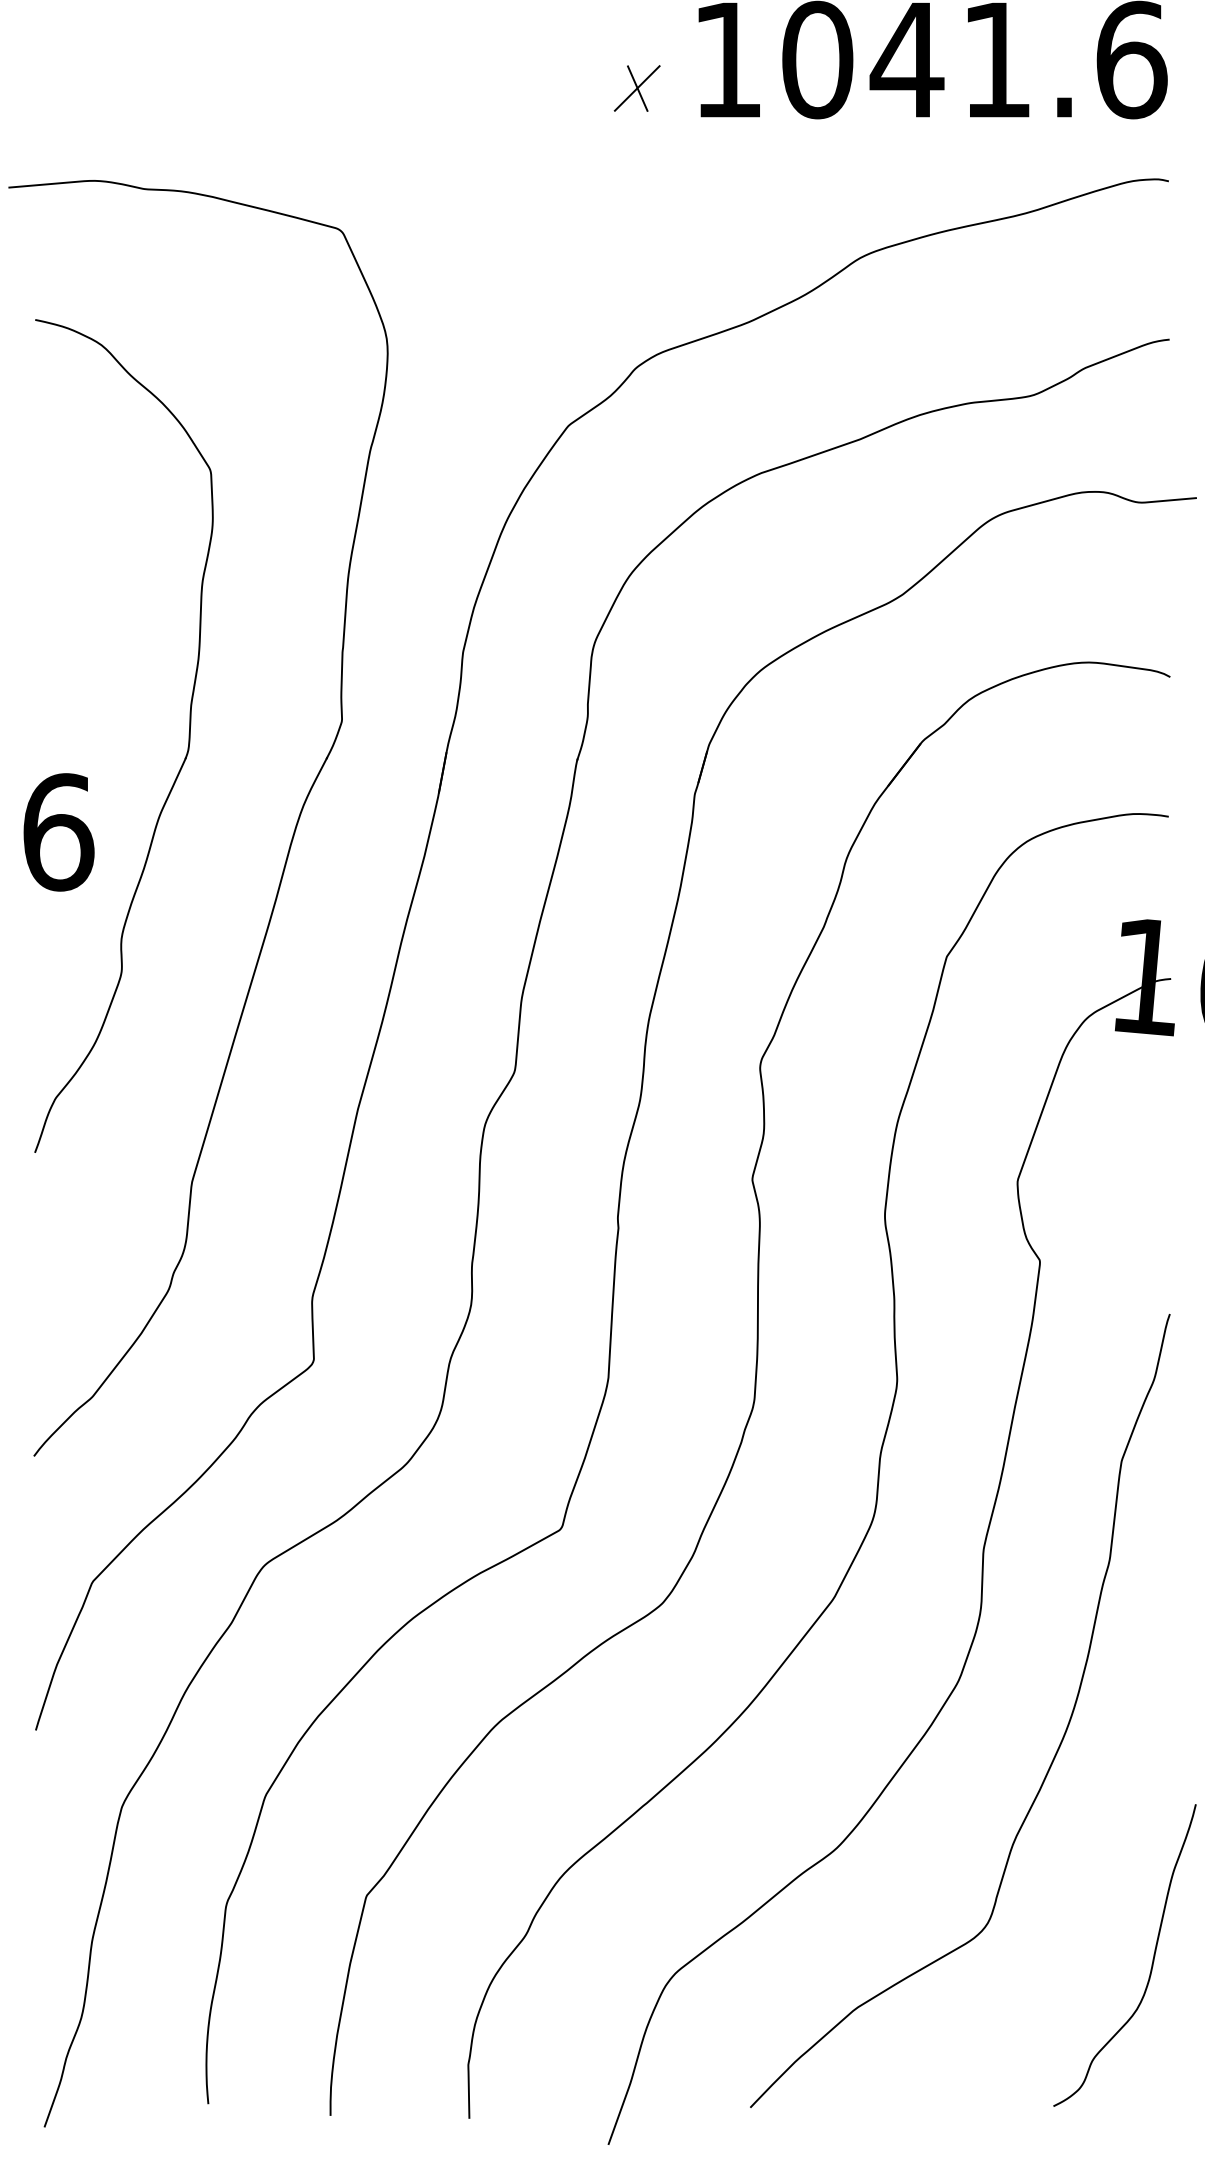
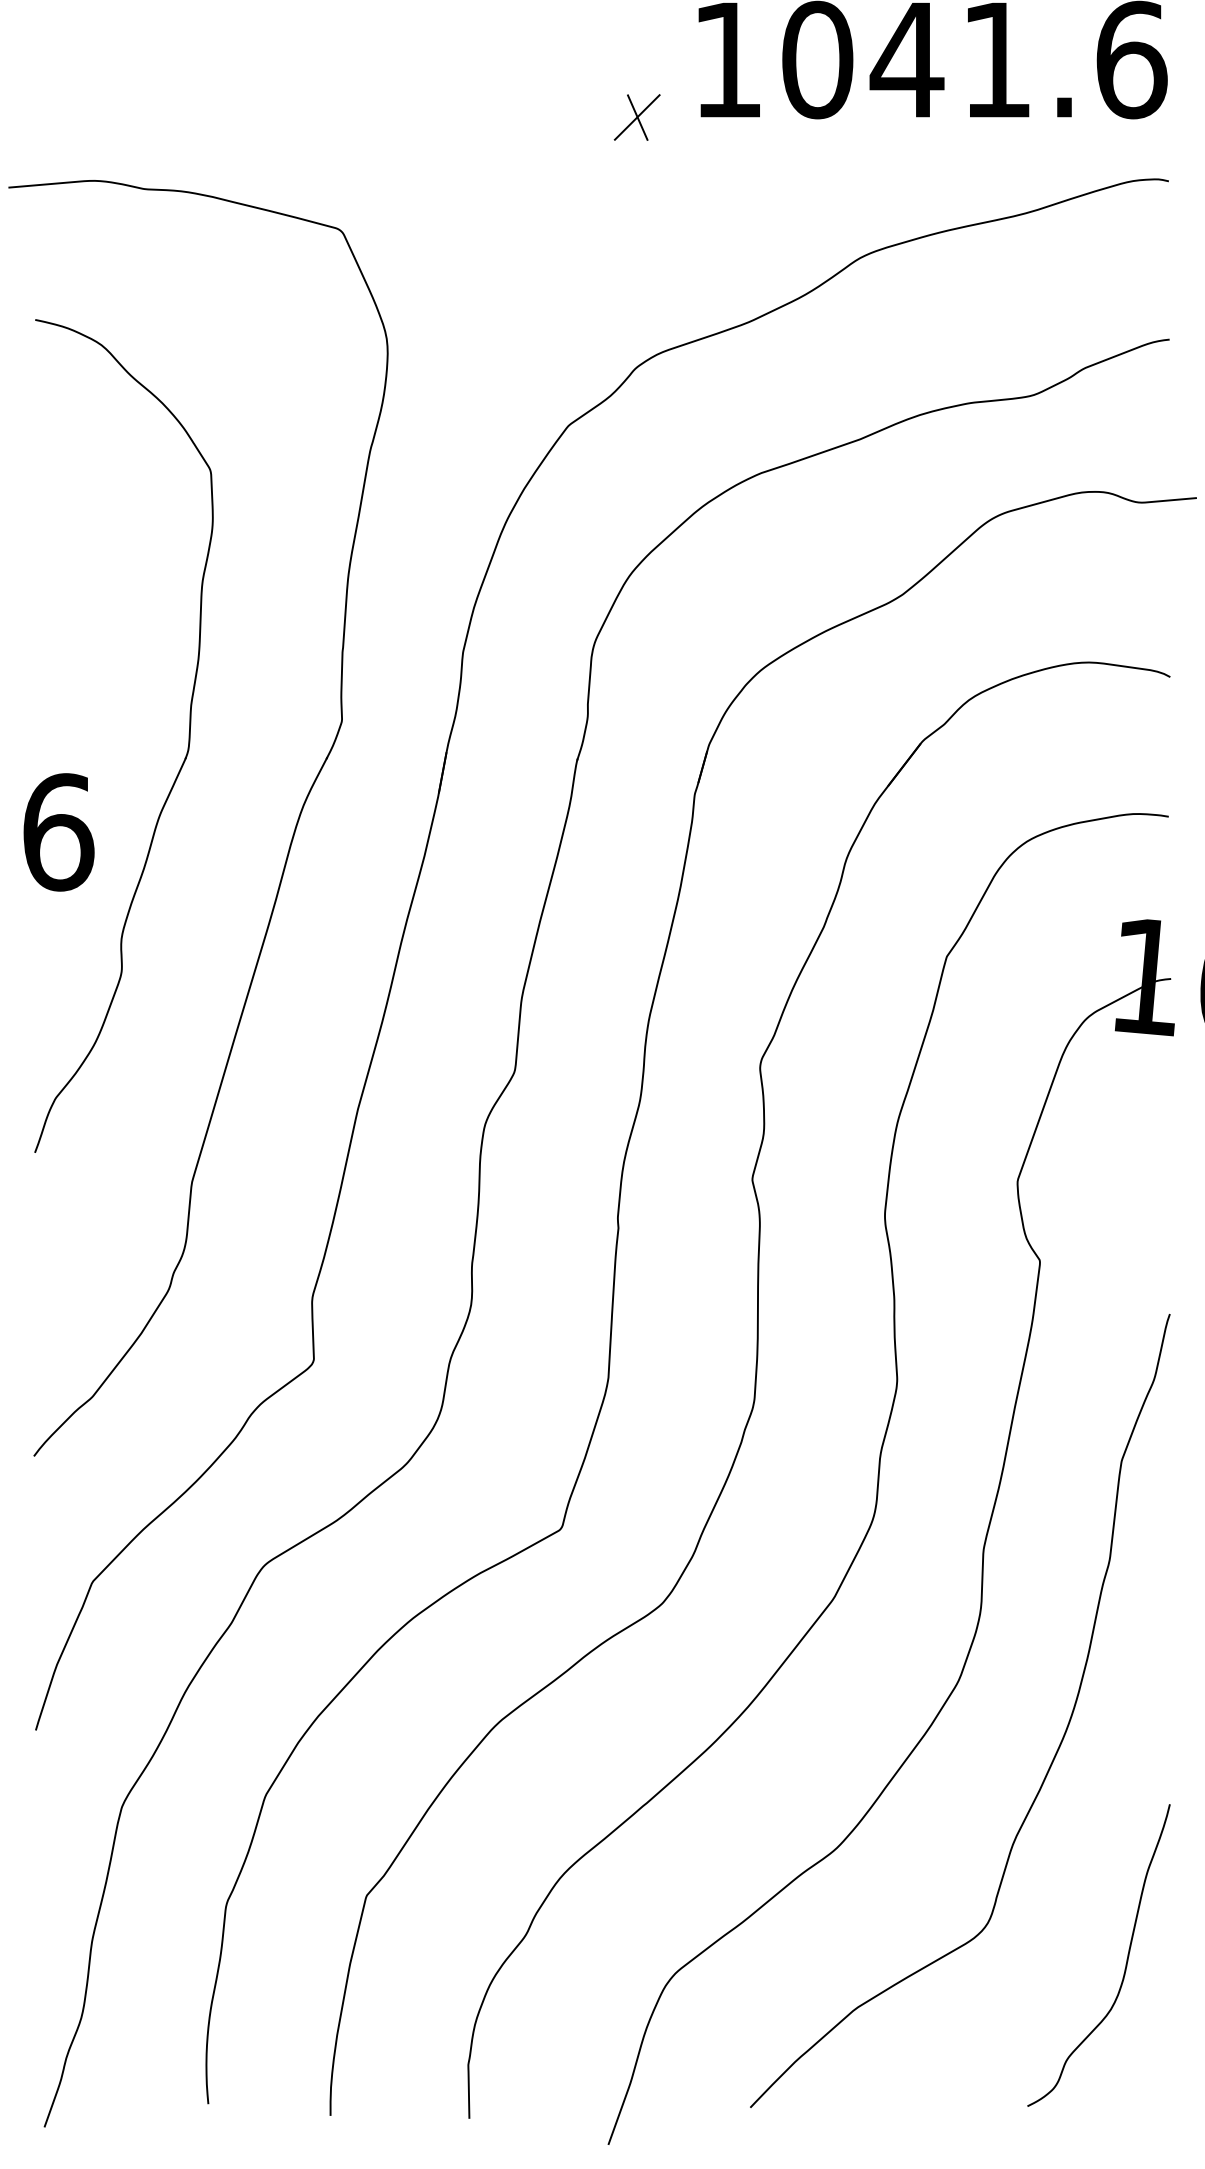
part position: (636, 88) -> (636, 117) (636, 117)
curve position: (1152, 1959) -> (1126, 1959) (1126, 1959)
